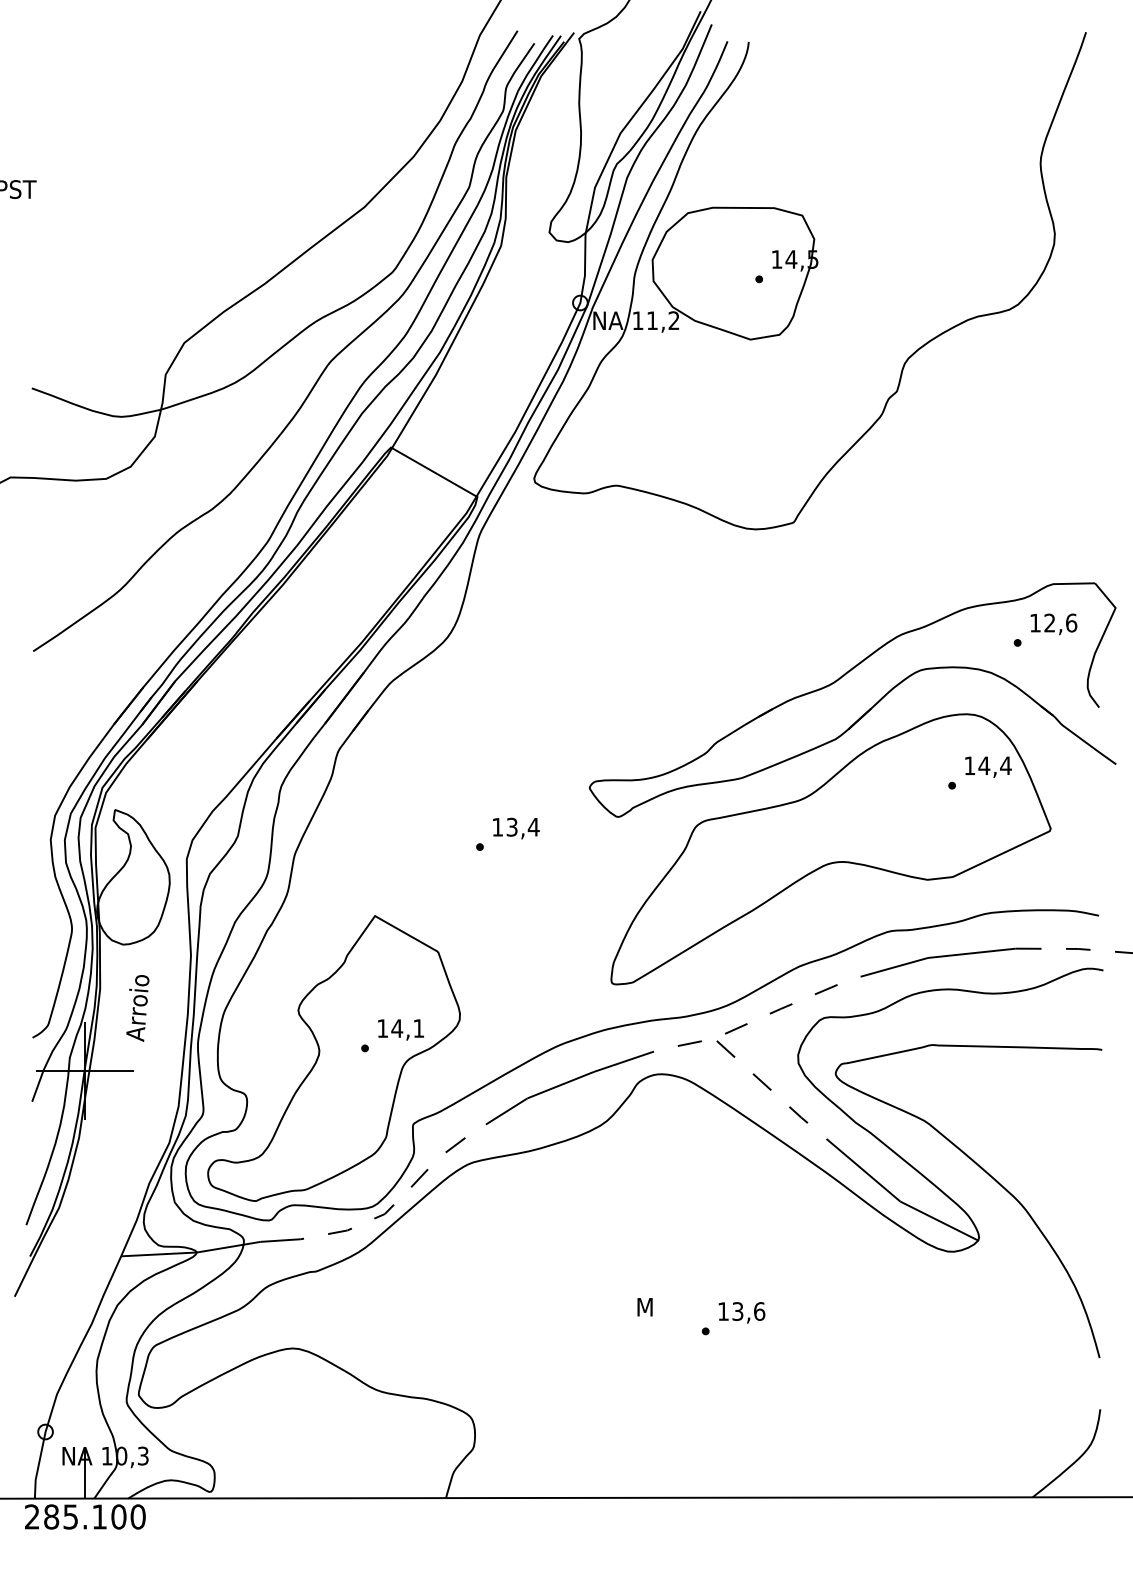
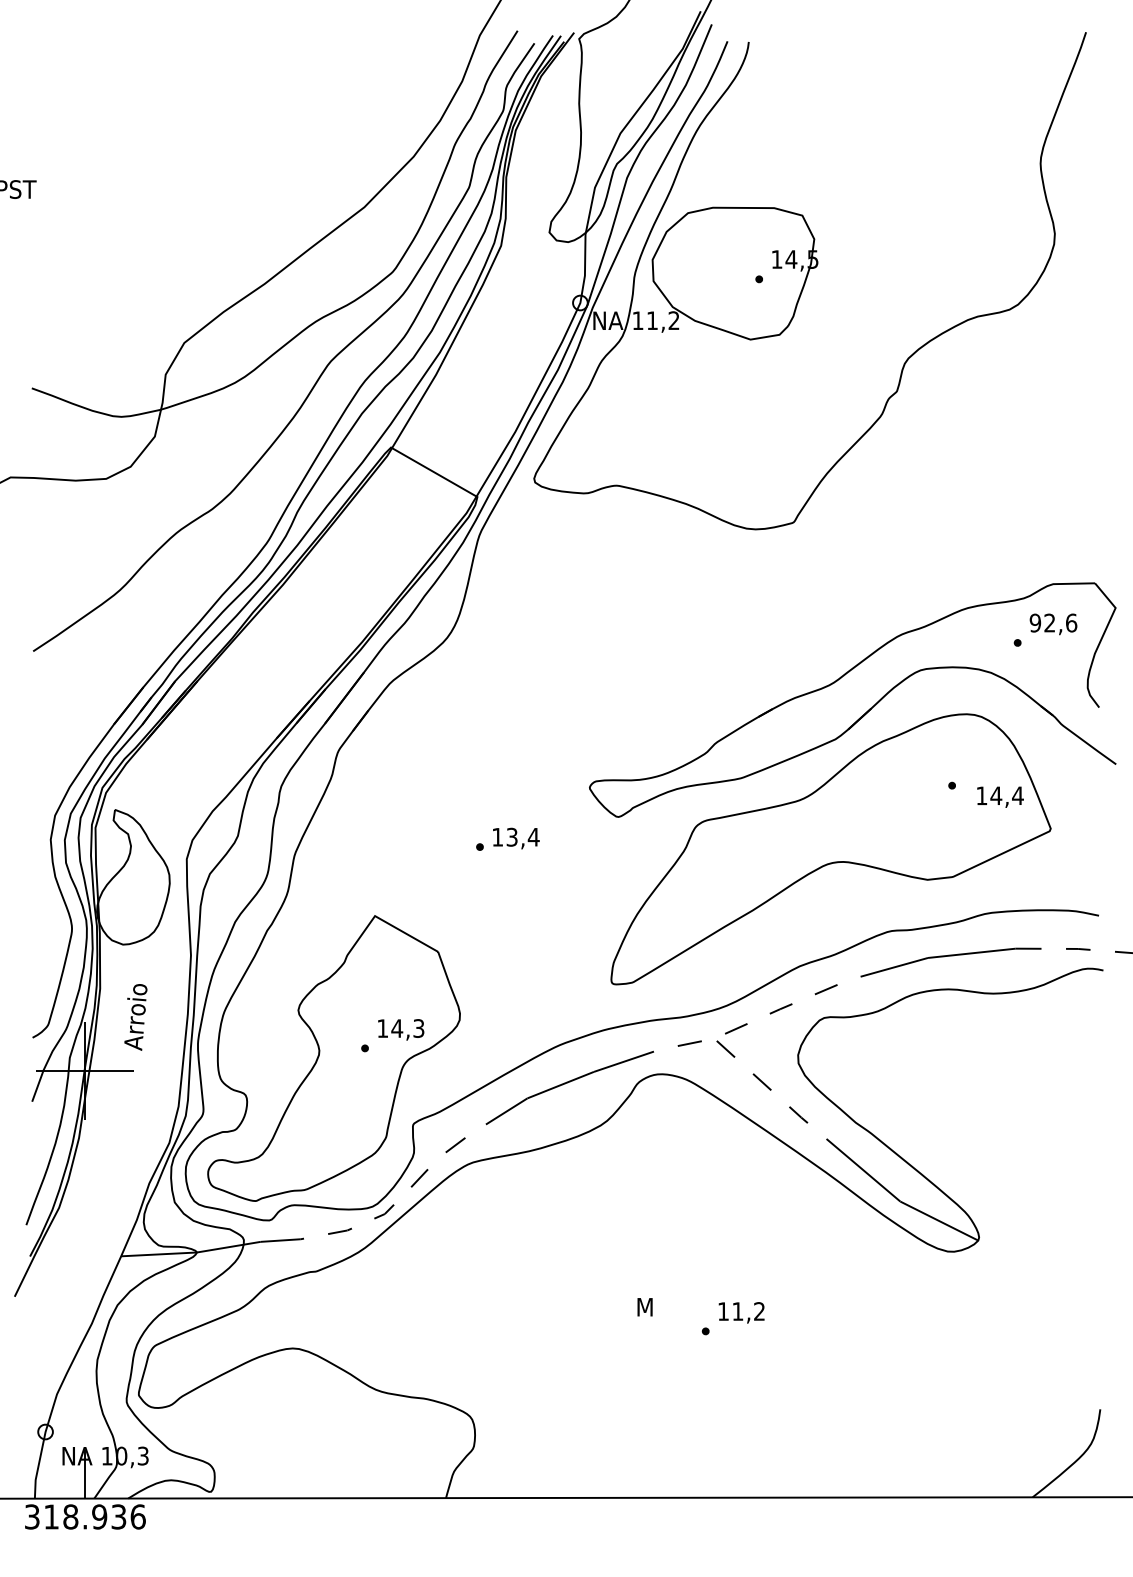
text: 12,6 -> 92,6 (1035, 622)
text position: (988, 766) -> (1000, 796) (1000, 796)
text position: (516, 828) -> (516, 838) (516, 838)
text position: (137, 1008) -> (135, 1017) (135, 1017)
text: 14,1 -> 14,3 (418, 1028)
curve: present -> none (990, 1177)
text: 13,6 -> 11,2 (748, 1311)
text: 285.100 -> 318.936 (85, 1516)
